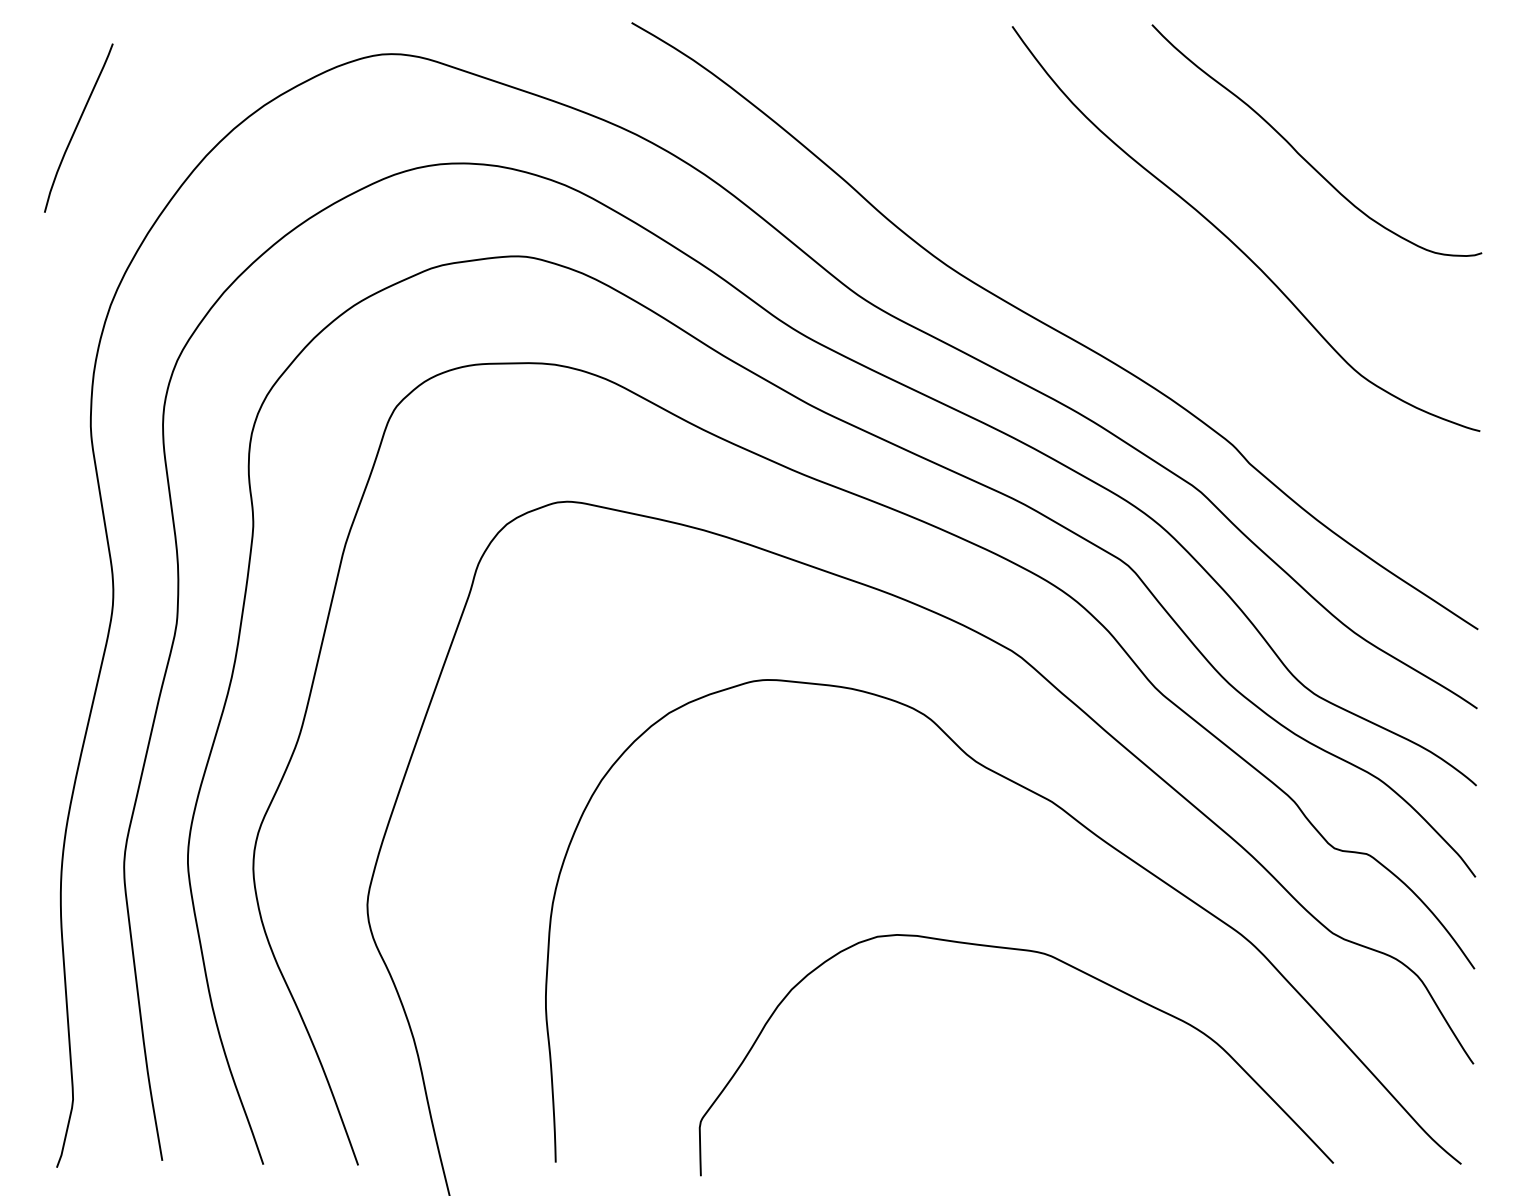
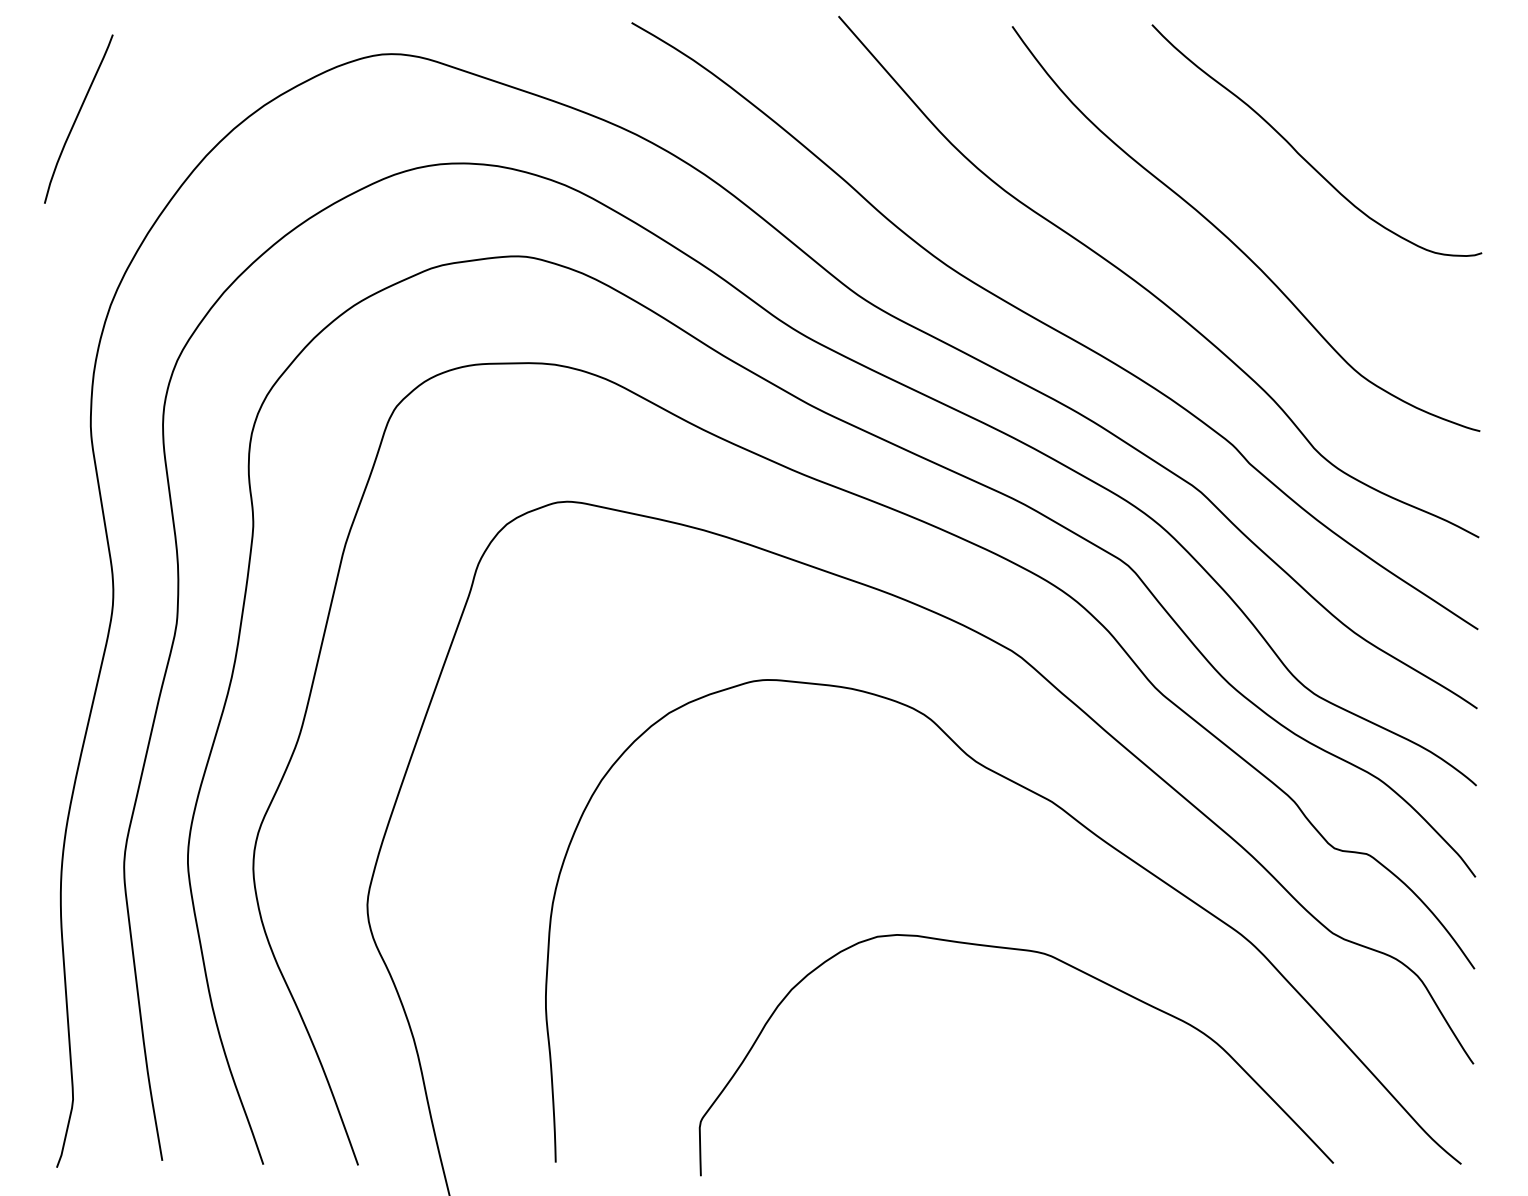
curve position: (77, 127) -> (77, 118) (77, 118)
curve: none -> present (1148, 289)
